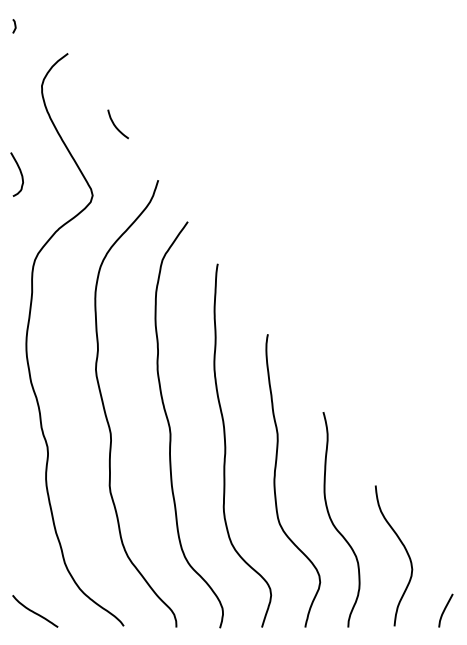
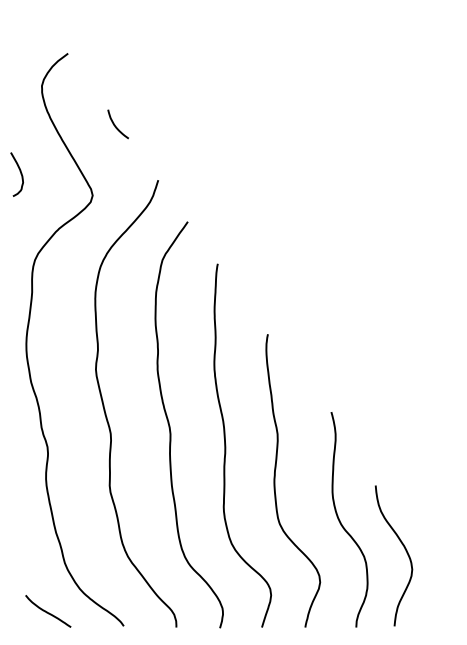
curve: present -> none (14, 26)
curve position: (335, 525) -> (343, 525) (343, 525)
curve: present -> none (445, 610)
curve position: (34, 611) -> (47, 611) (47, 611)
